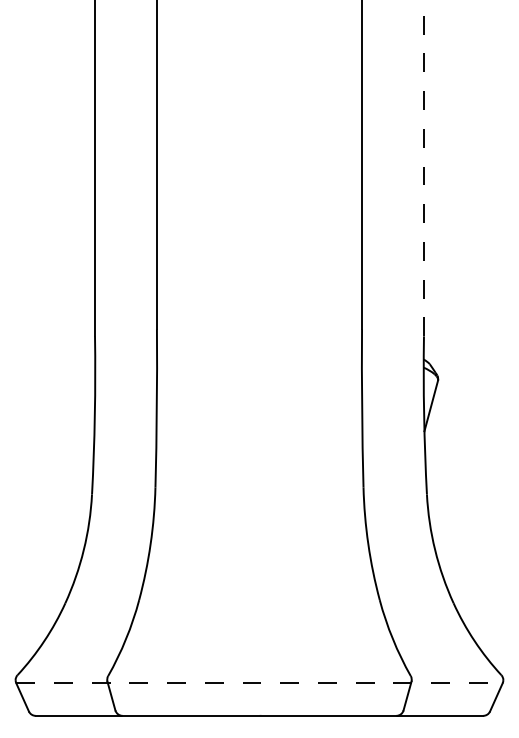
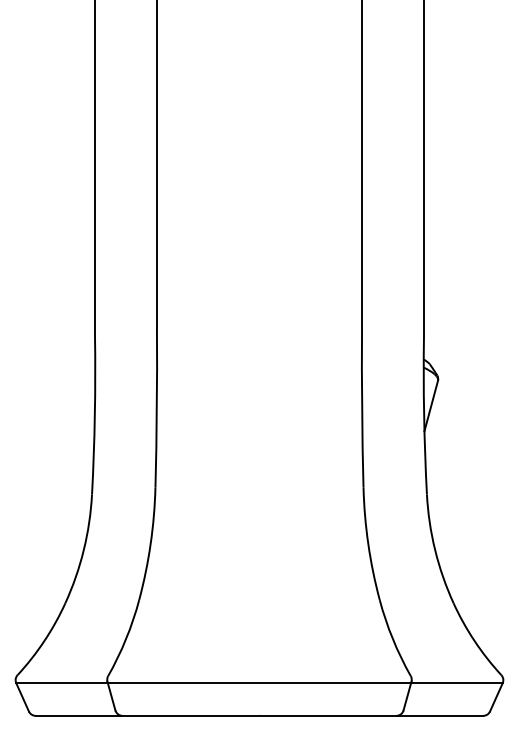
line: dashed -> solid (423, 168)
line: dashed -> solid (260, 683)
